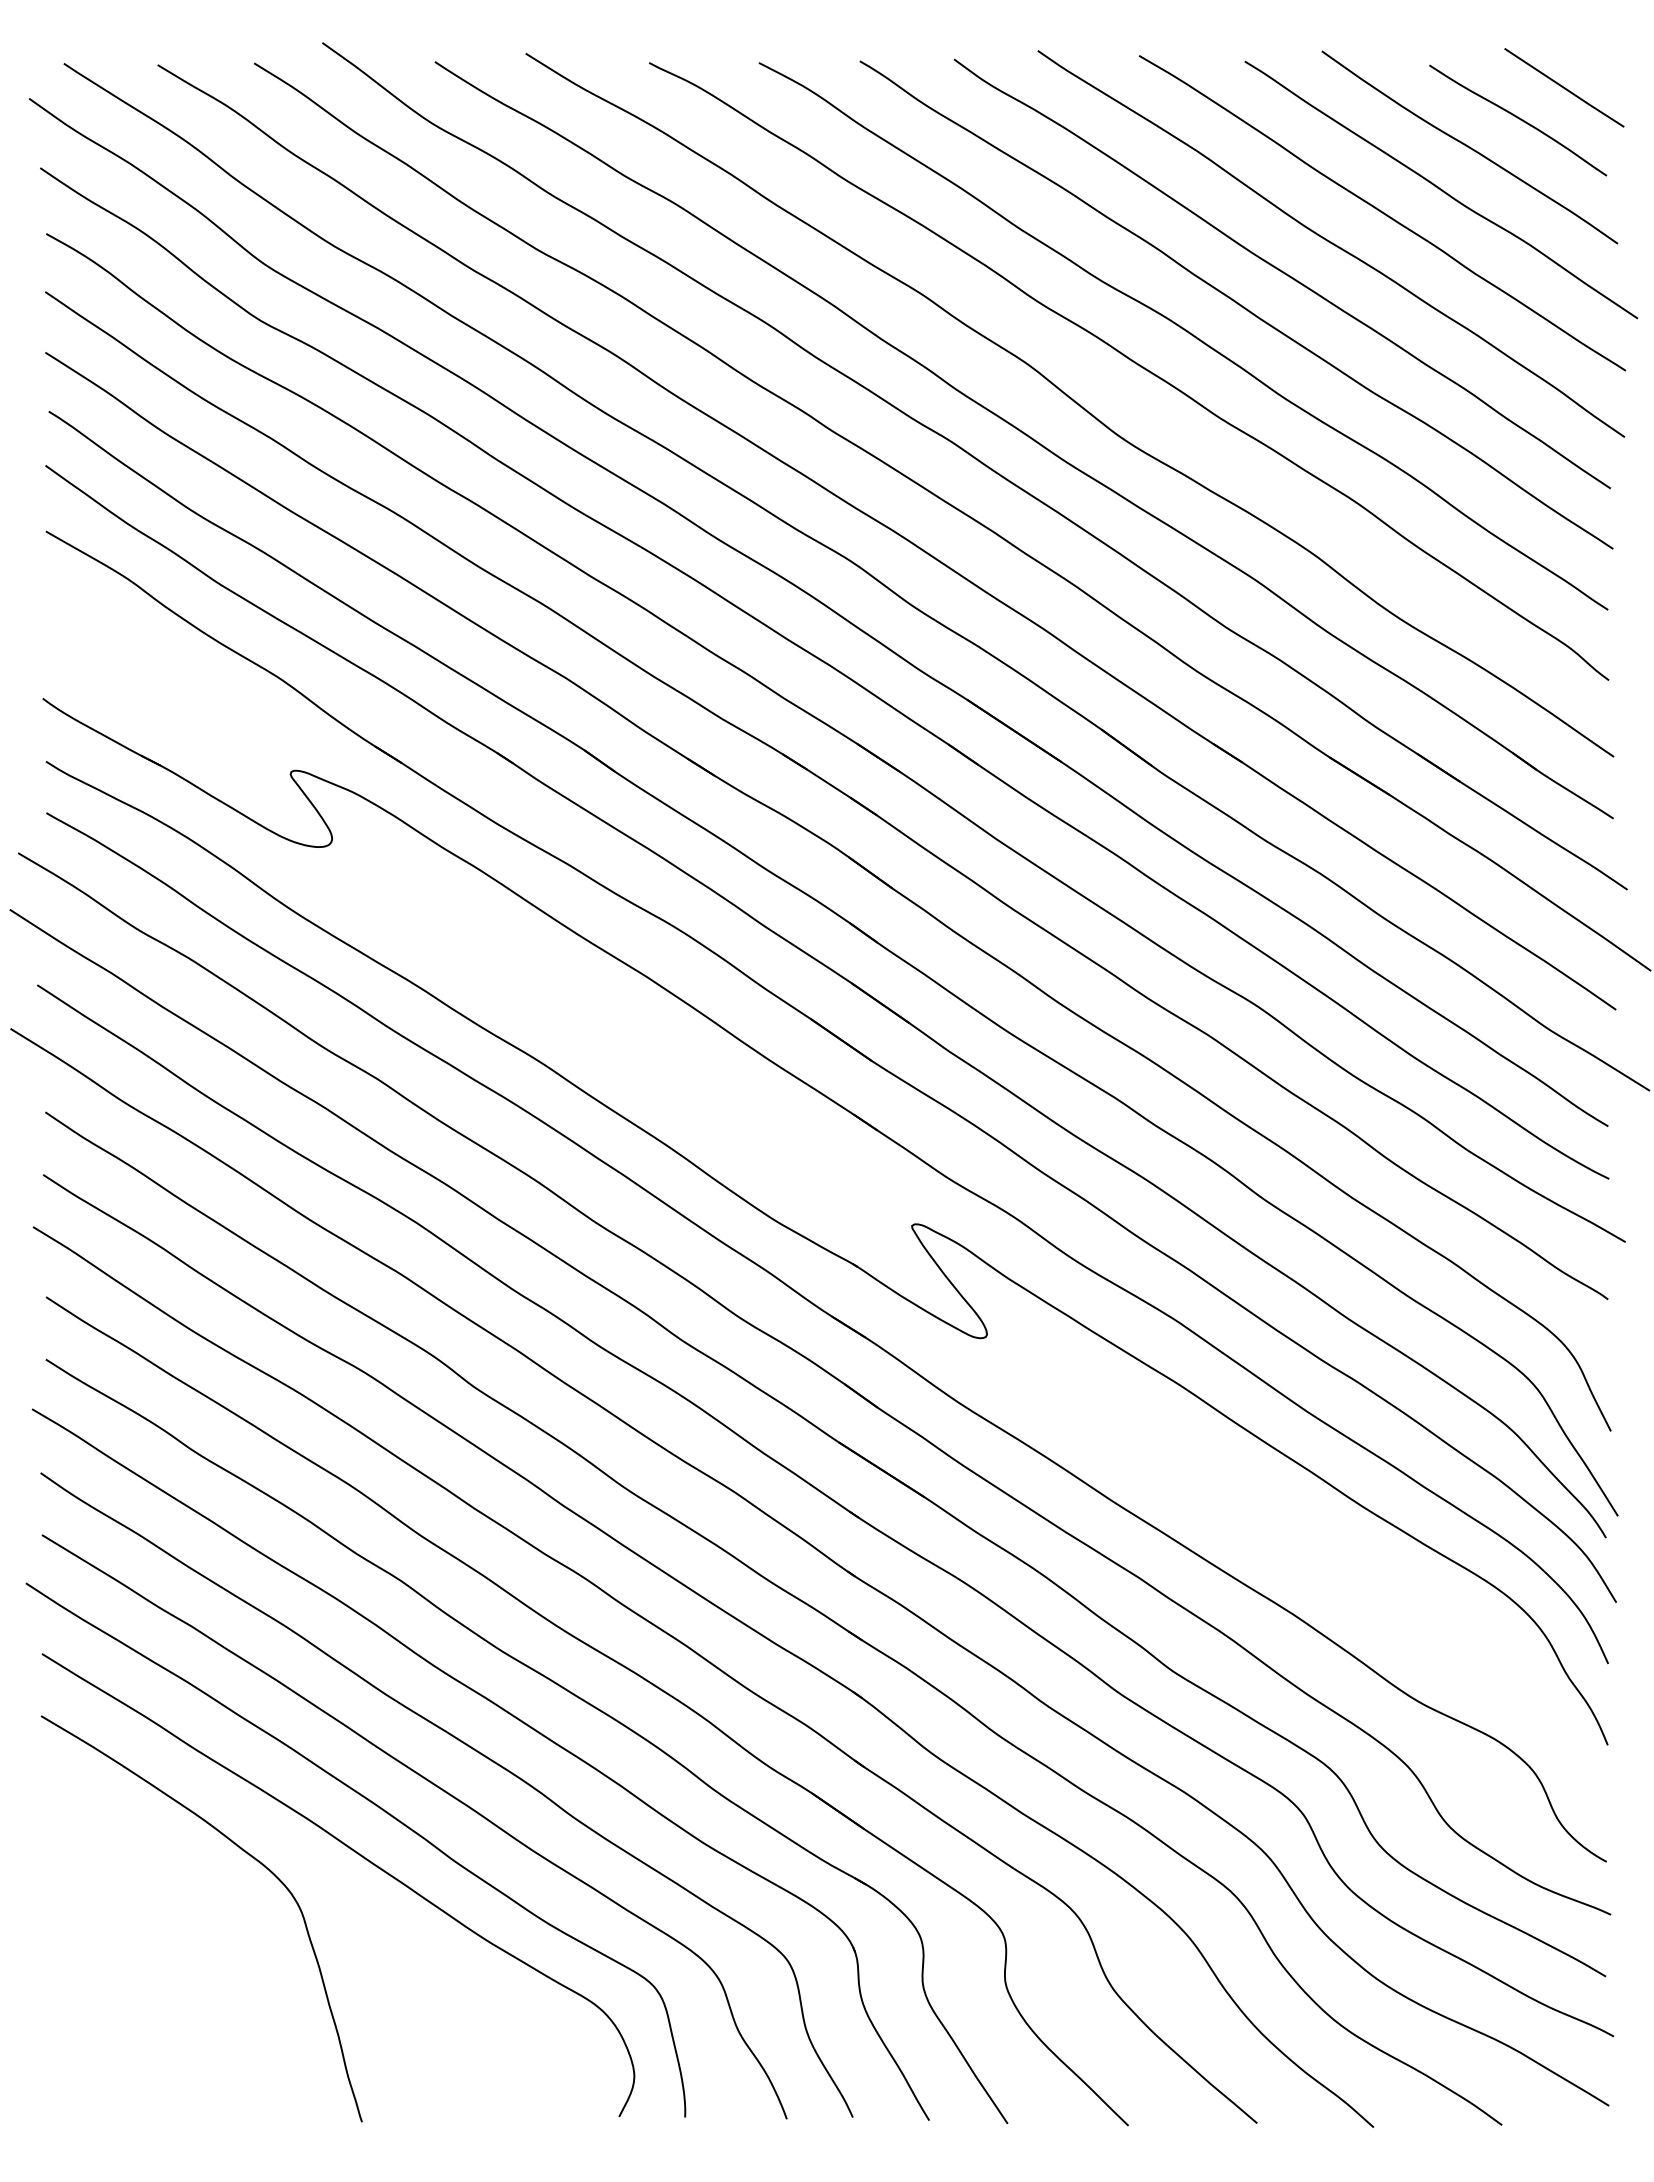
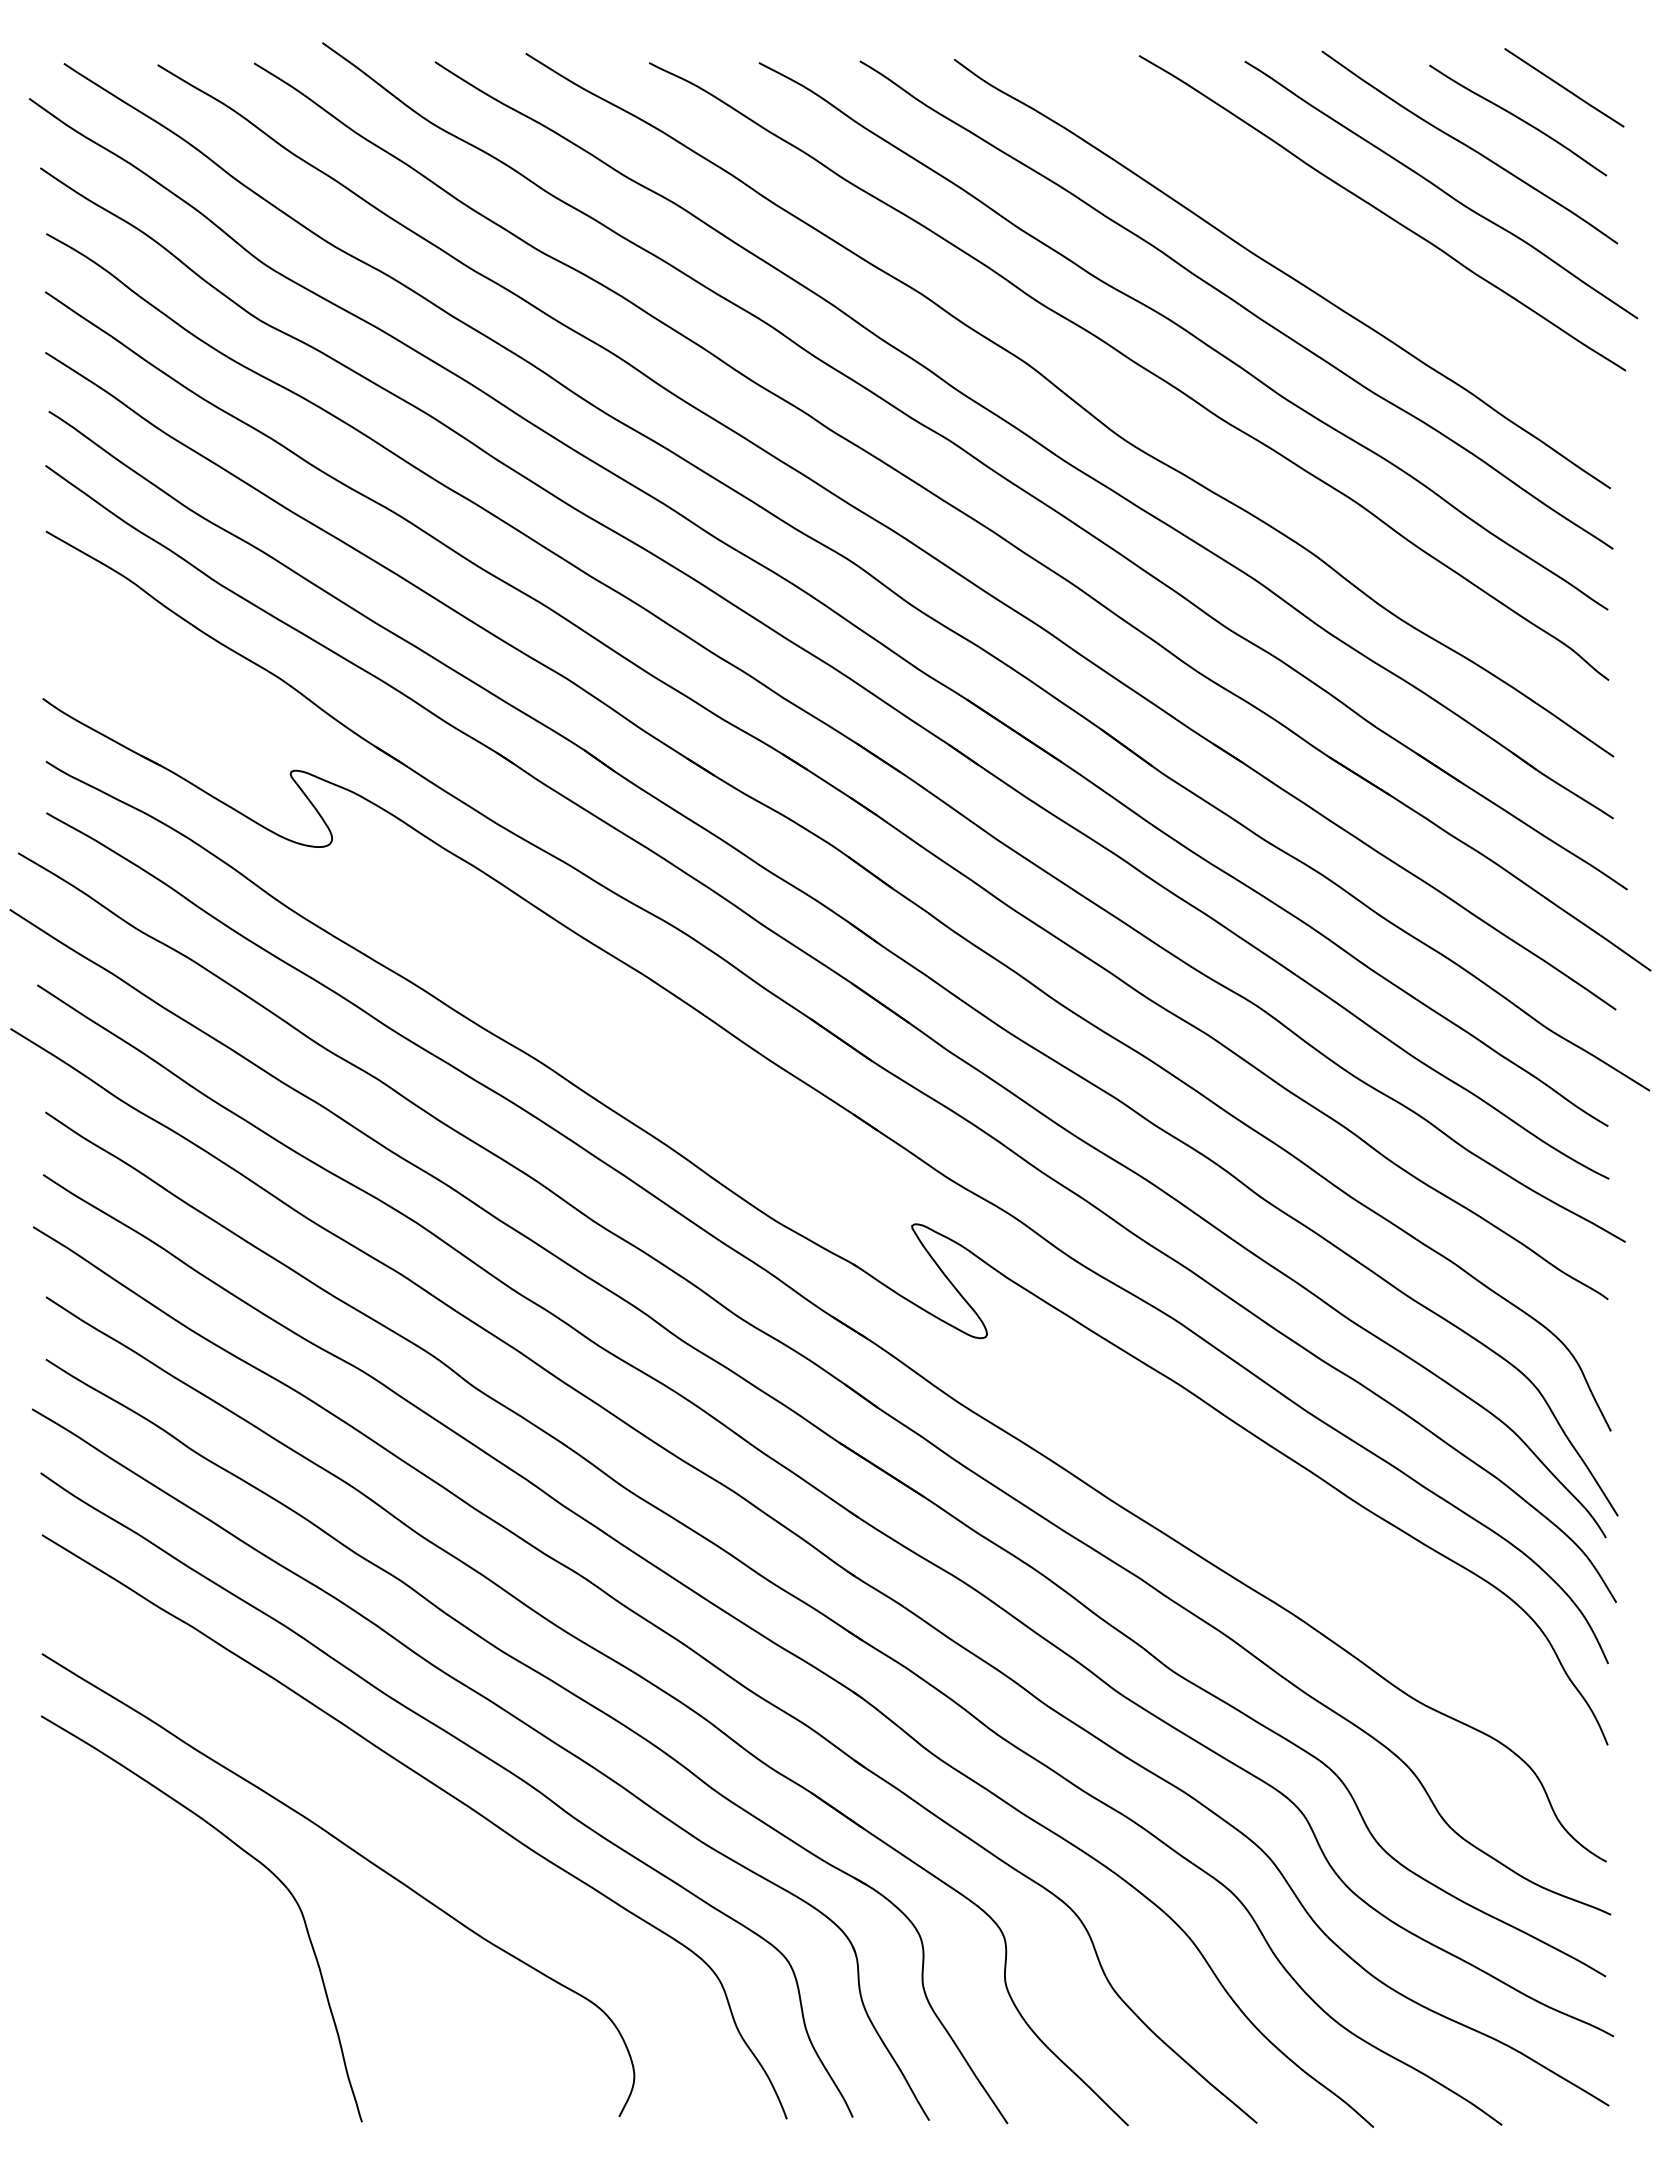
curve: present -> none (1331, 243)
curve: present -> none (380, 1809)
